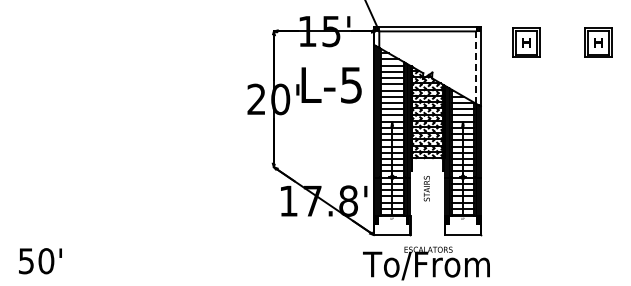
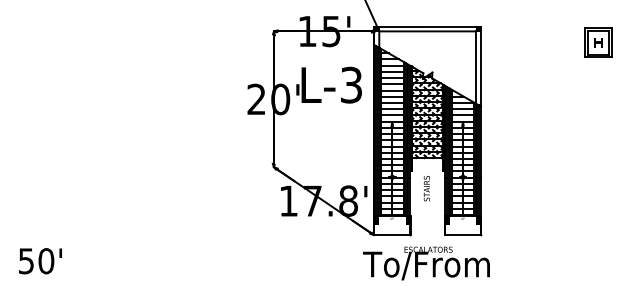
part: present -> none (526, 42)
line: dashed -> solid (476, 68)
text: L-5 -> L-3 (351, 84)
